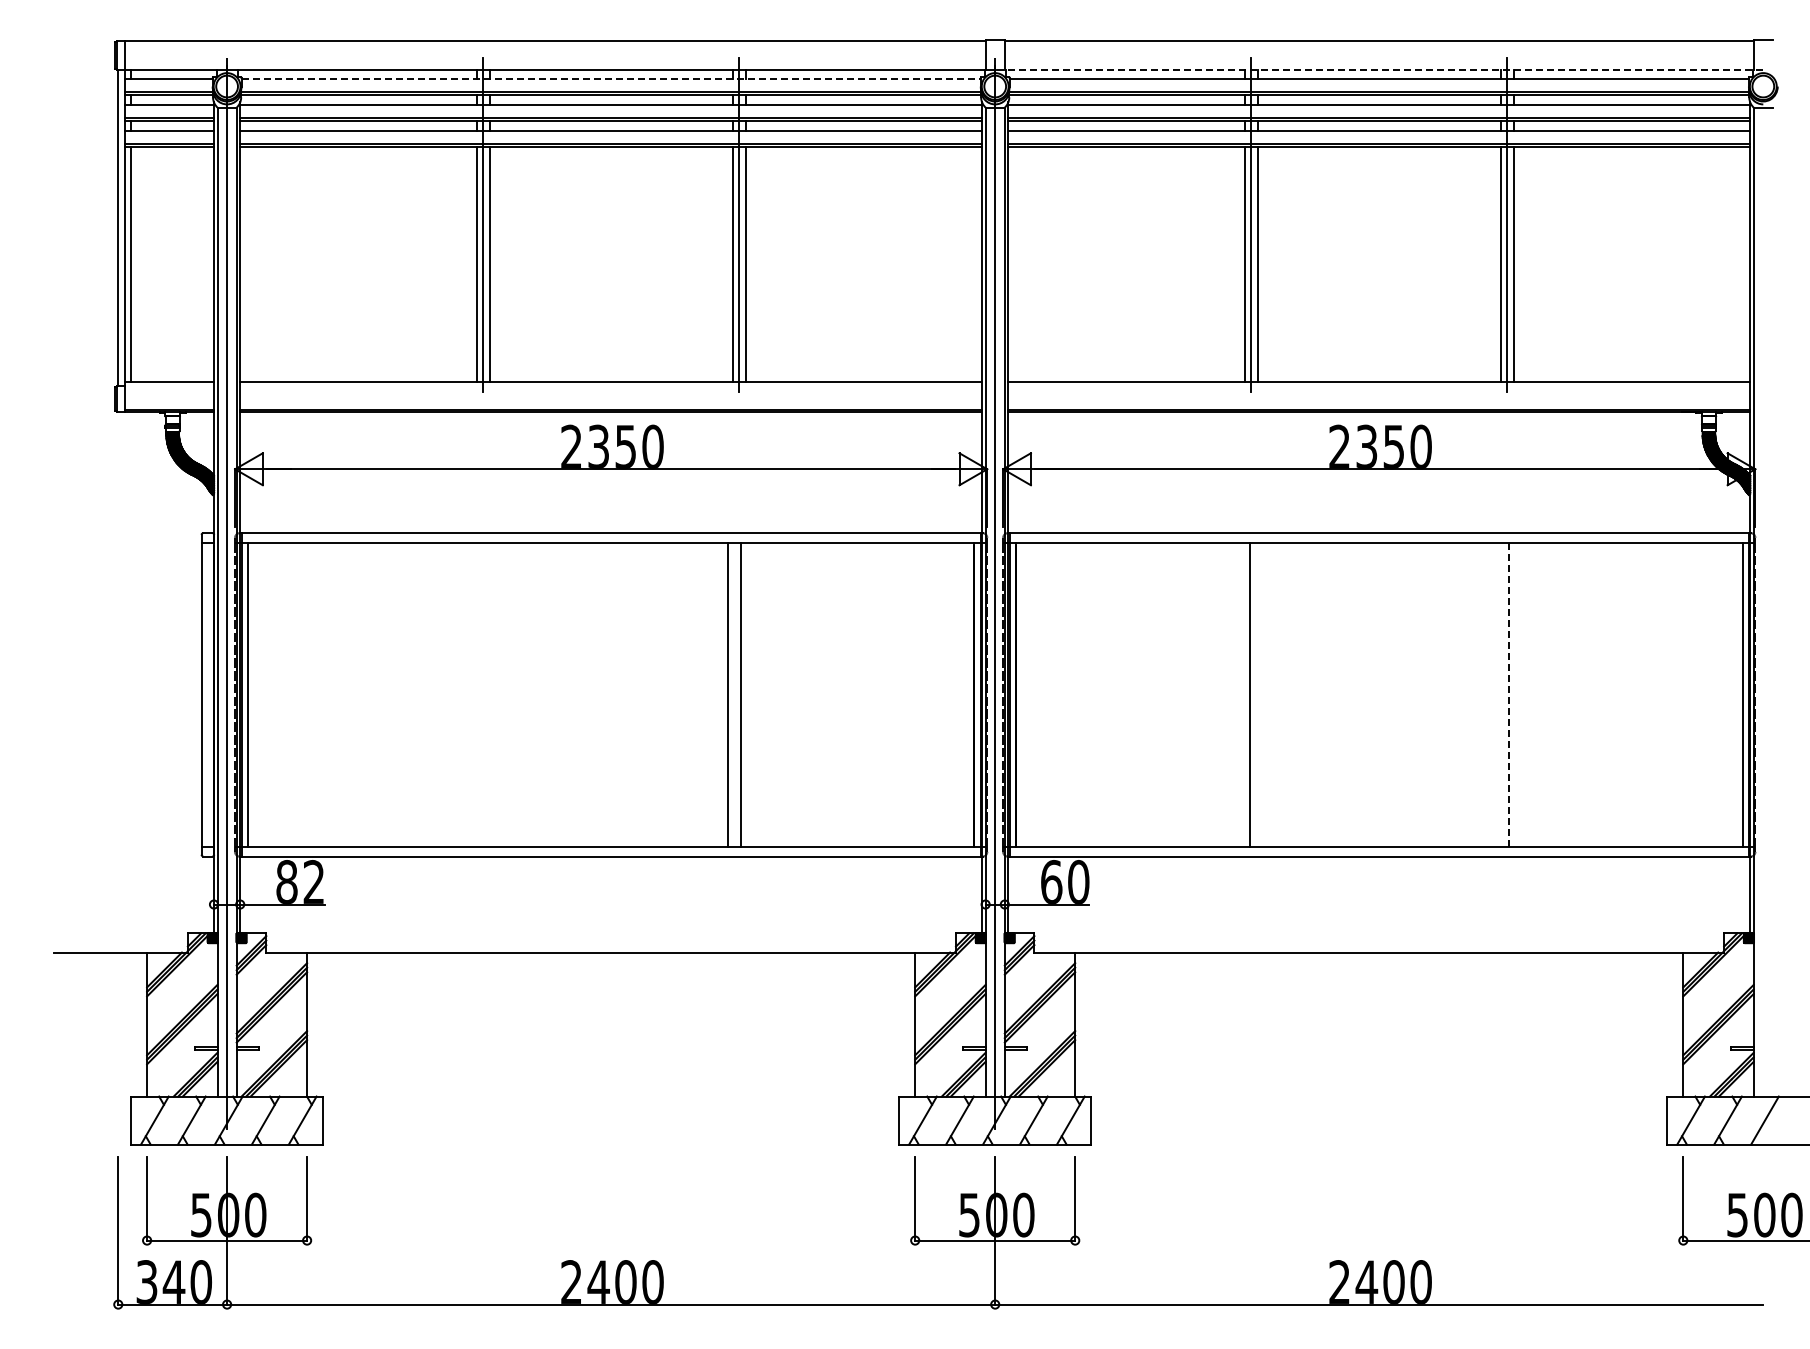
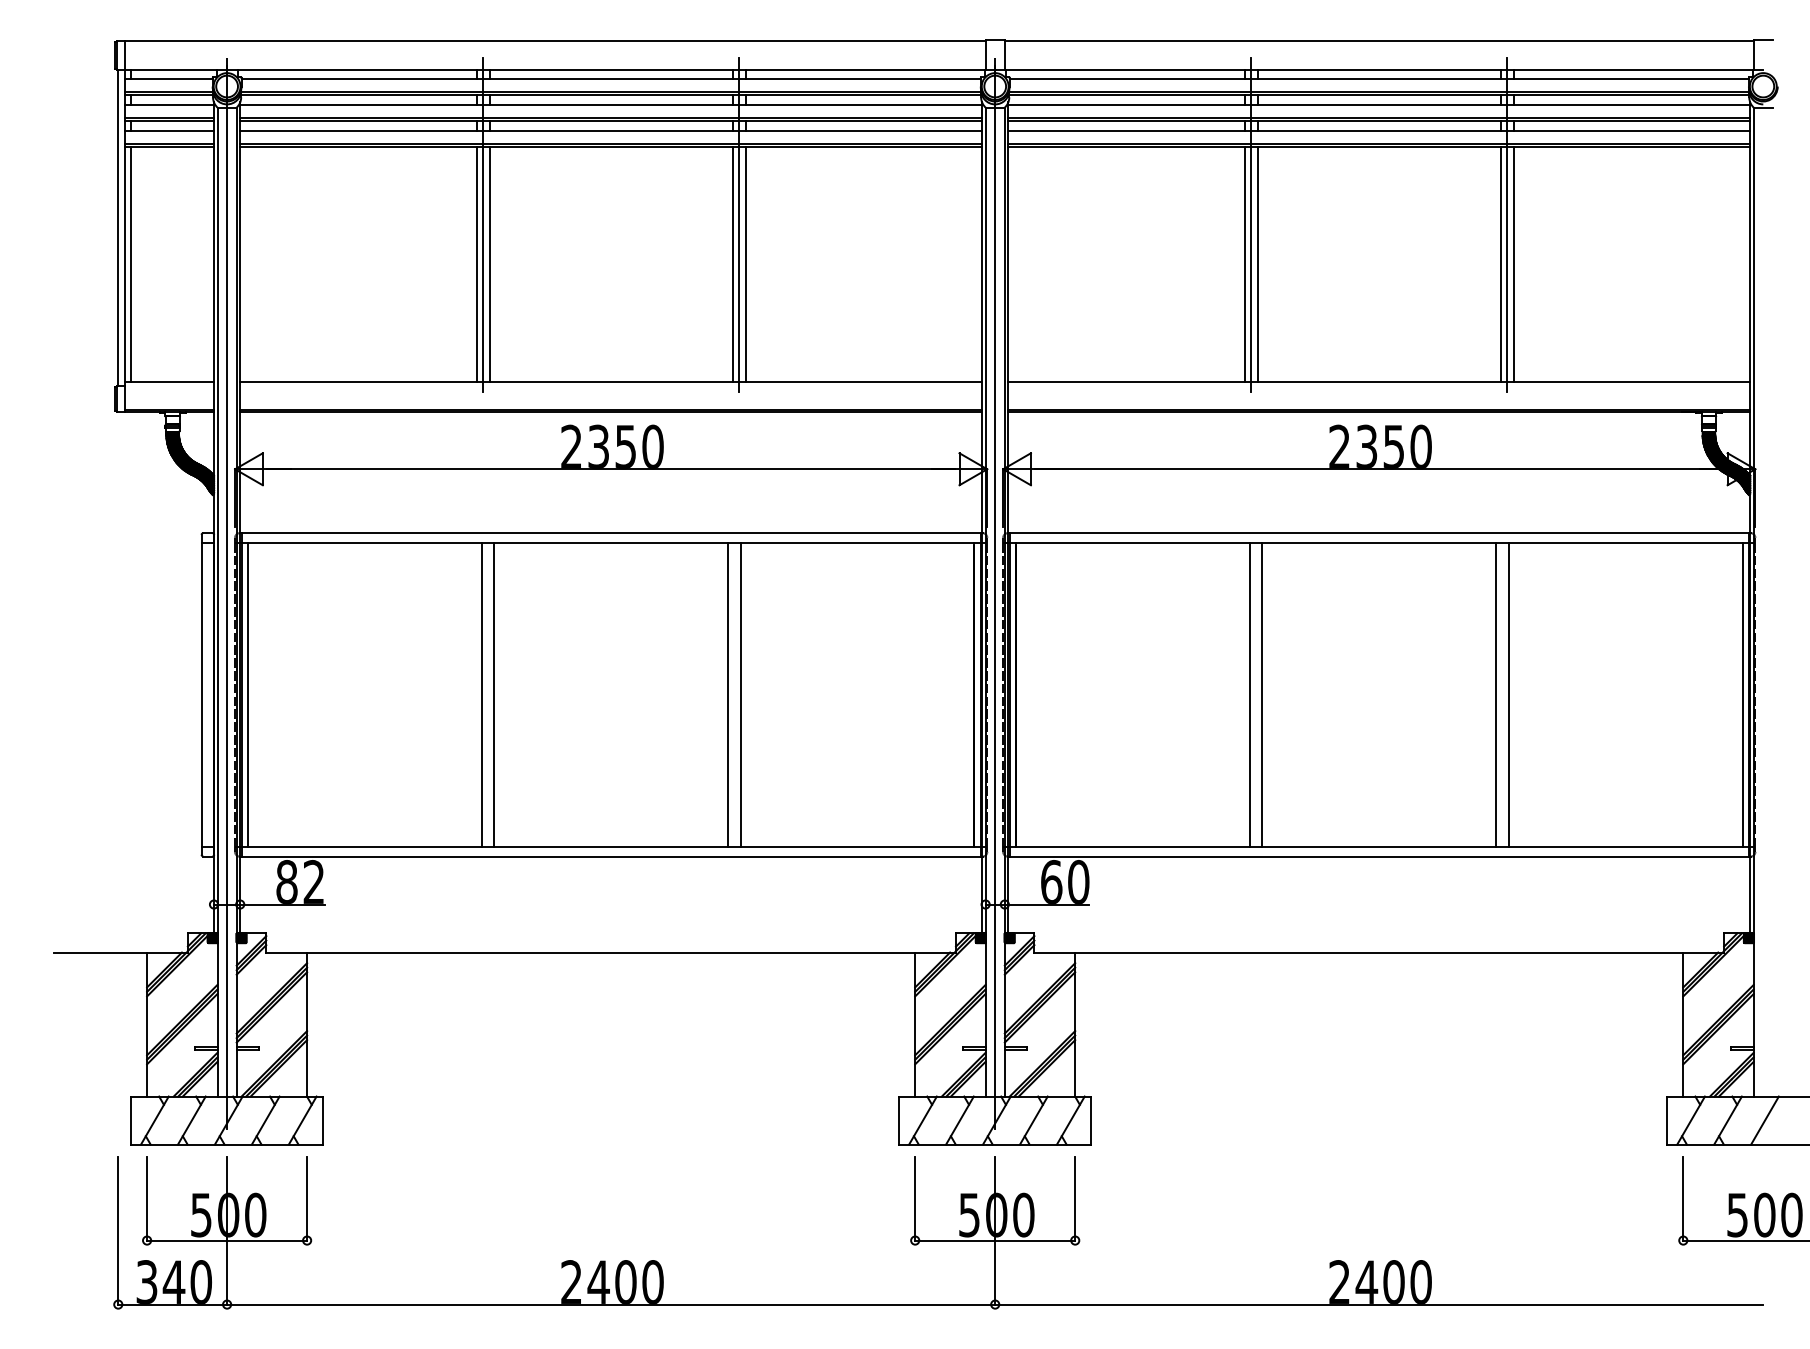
line: dashed -> solid (1378, 69)
line: dashed -> solid (611, 78)
line: none -> present (481, 694)
line: none -> present (494, 694)
line: none -> present (1262, 694)
line: none -> present (1496, 694)
line: dashed -> solid (1508, 695)
